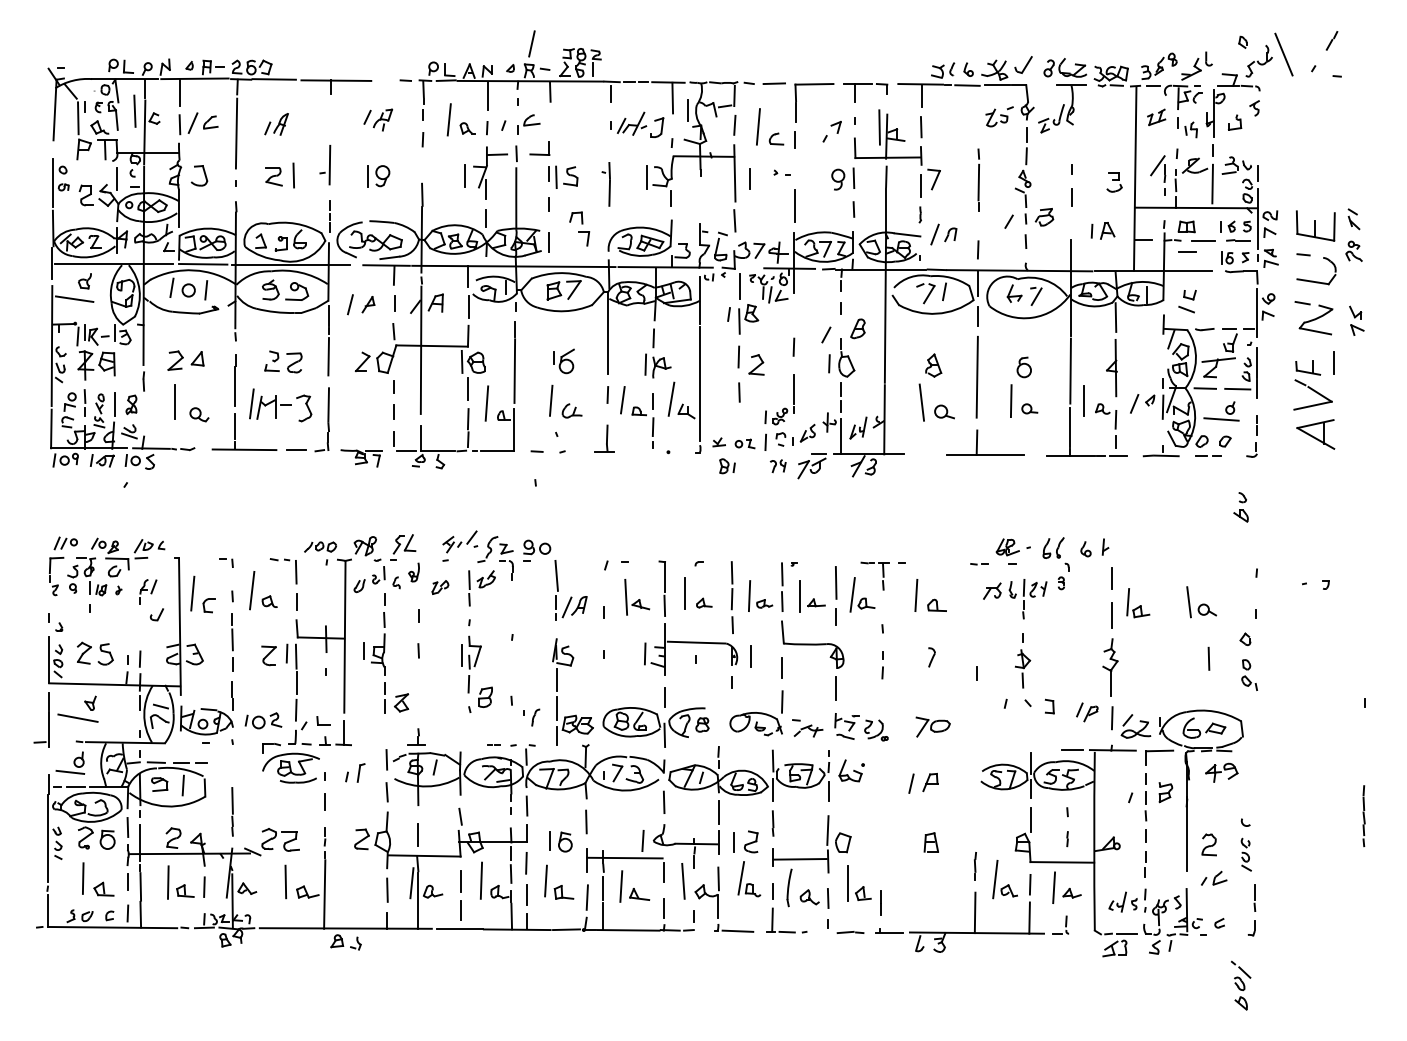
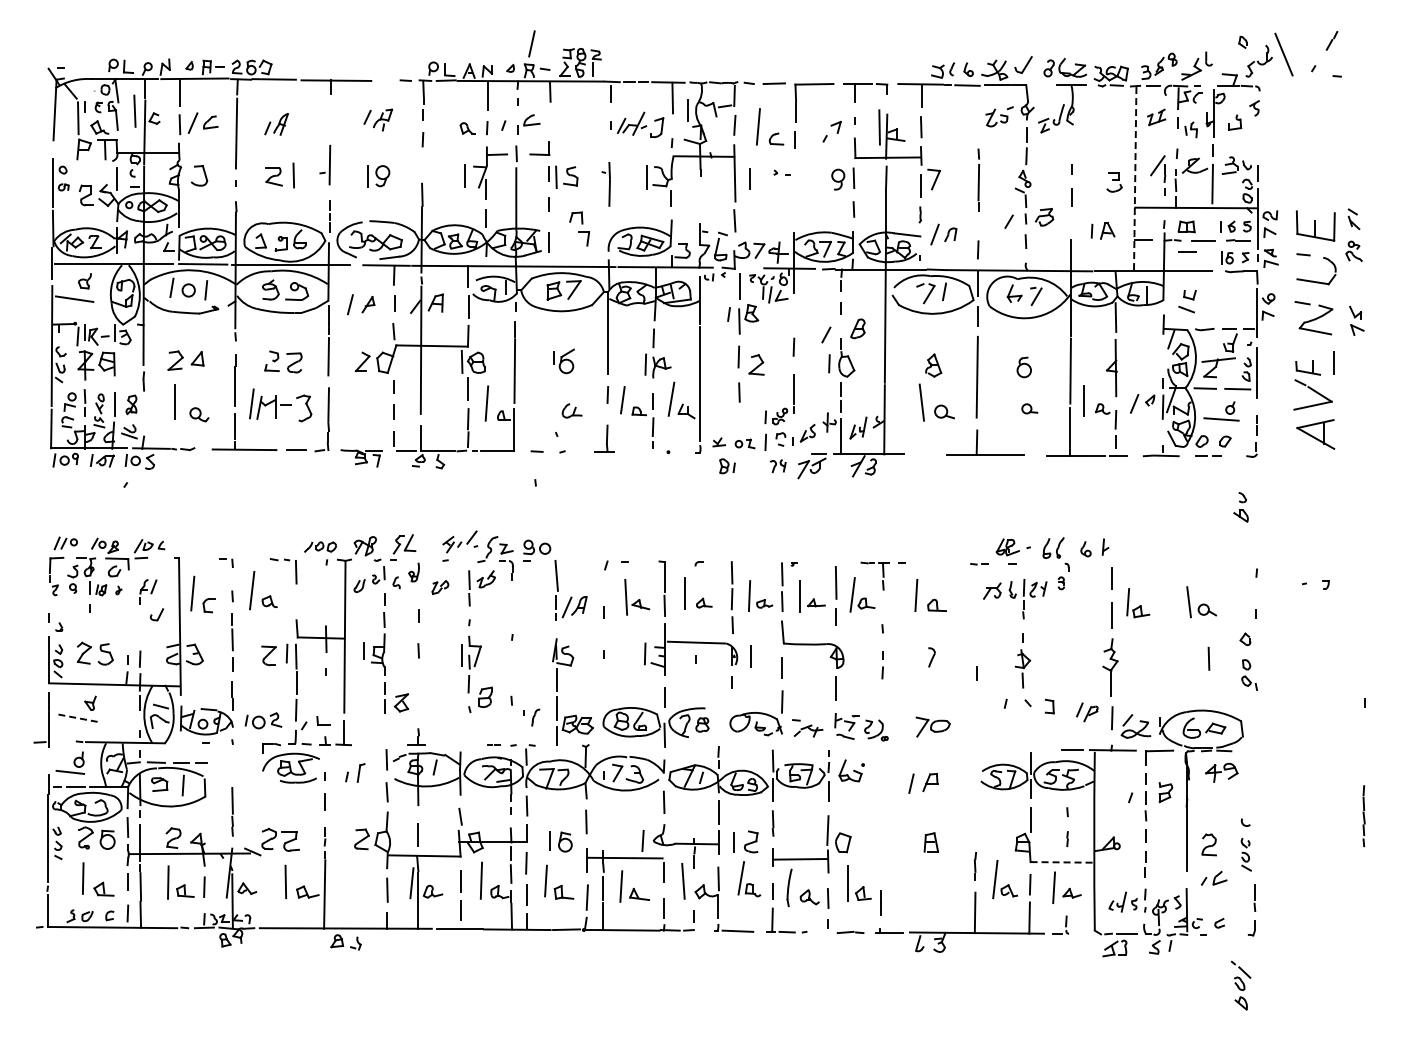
line: present -> none (448, 119)
line: solid -> dashed (1135, 178)
line: present -> none (794, 205)
line: present -> none (550, 400)
line: present -> none (1011, 400)
line: present -> none (296, 601)
line: solid -> dashed (78, 718)
line: solid -> dashed (1062, 862)
